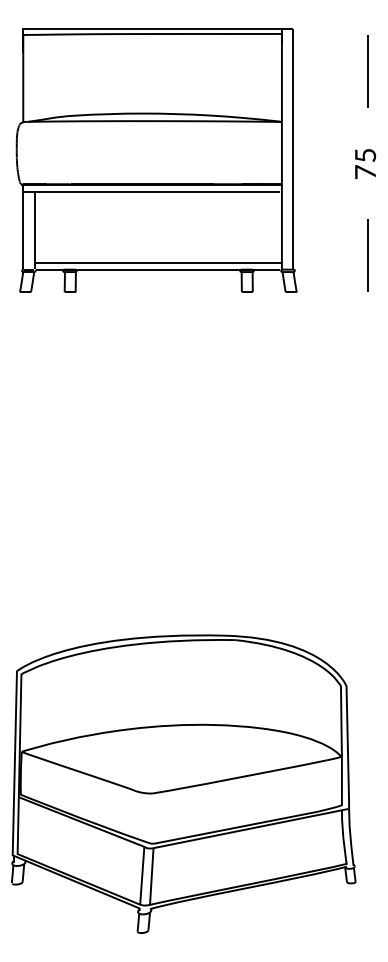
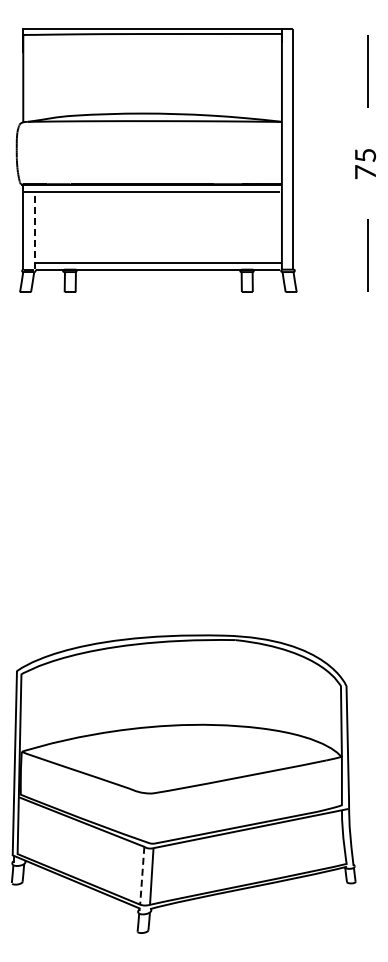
line: solid -> dashed (34, 230)
line: solid -> dashed (142, 876)
